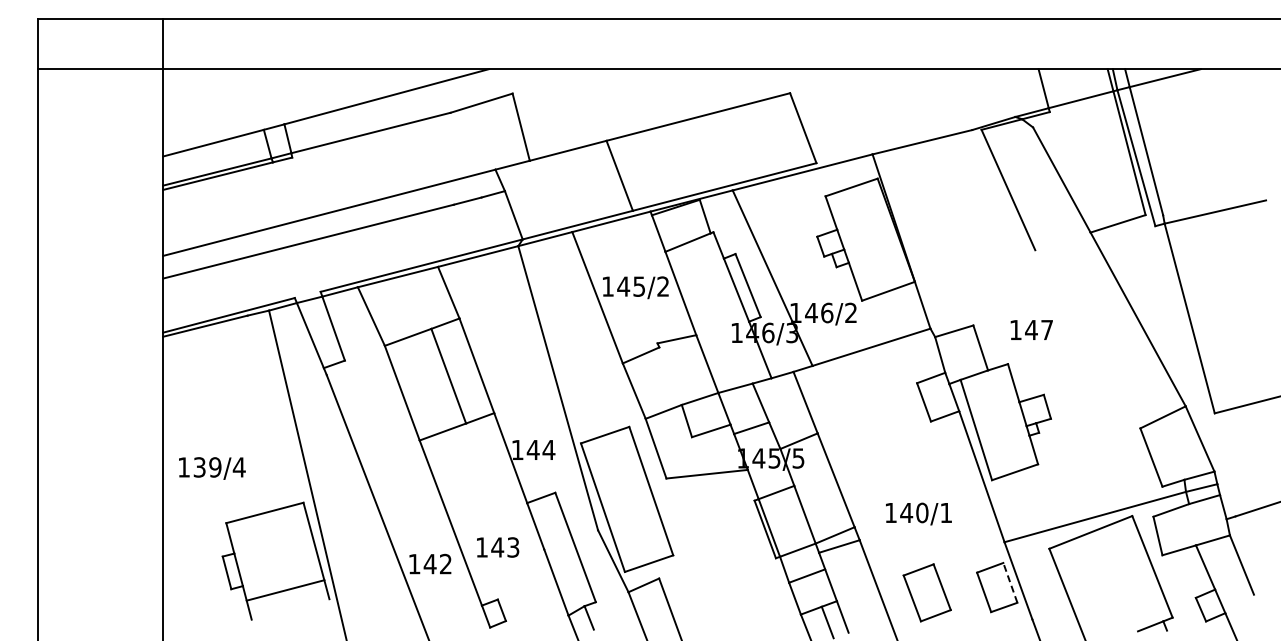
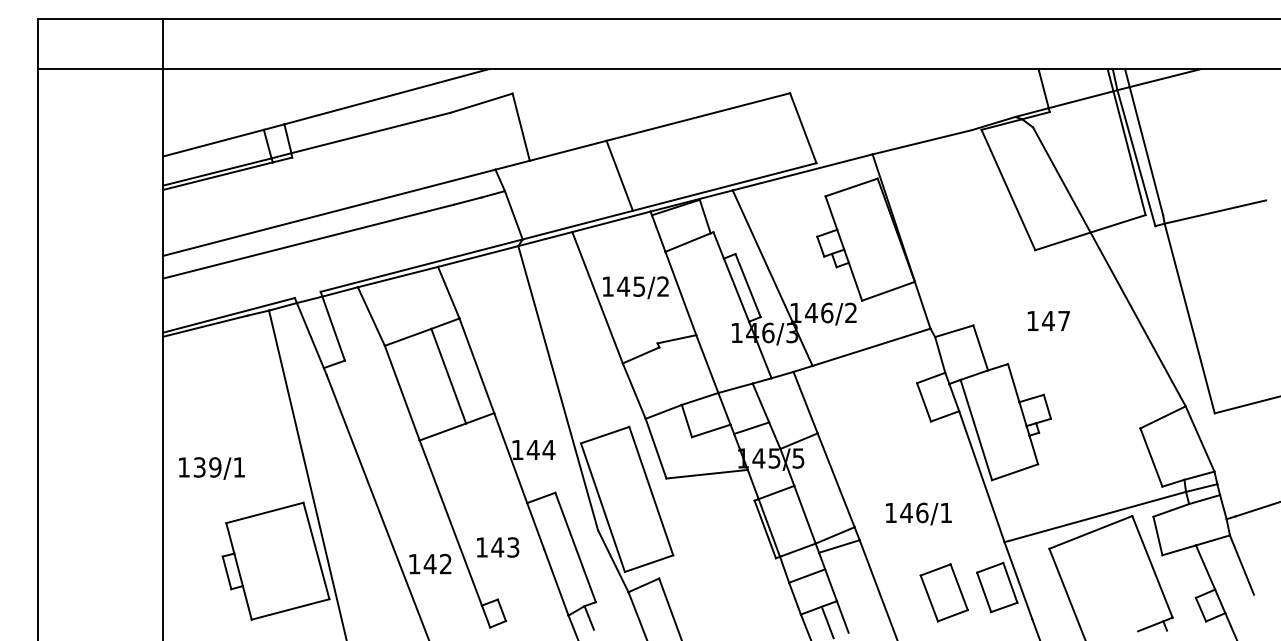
line: none -> present (1062, 241)
text position: (1031, 329) -> (1048, 320) (1048, 320)
text: 139/4 -> 139/1 (238, 467)
text: 140/1 -> 146/1 (922, 512)
line: dashed -> solid (1010, 582)
line position: (285, 590) -> (290, 609) (290, 609)
part position: (926, 592) -> (943, 592) (943, 592)
